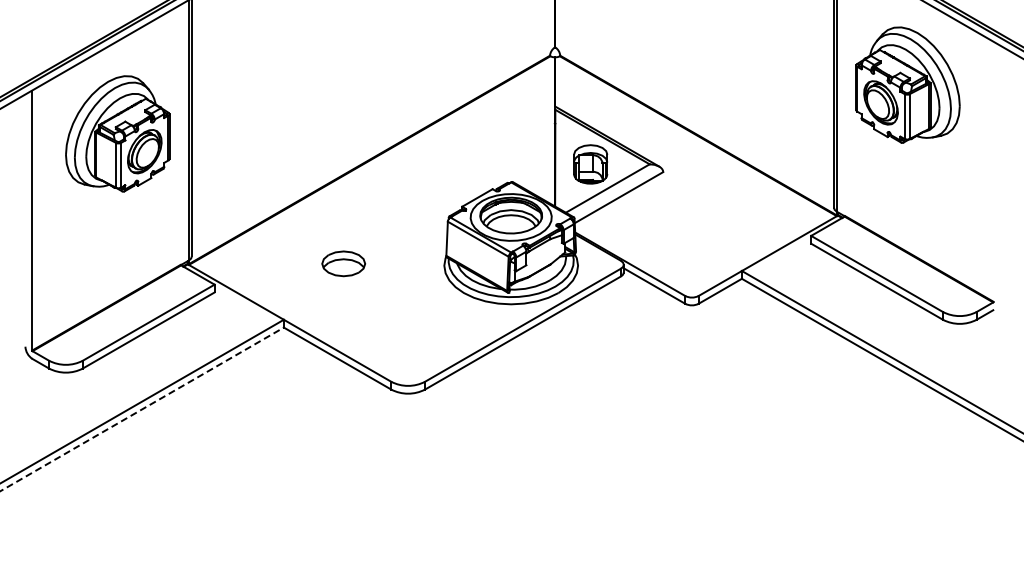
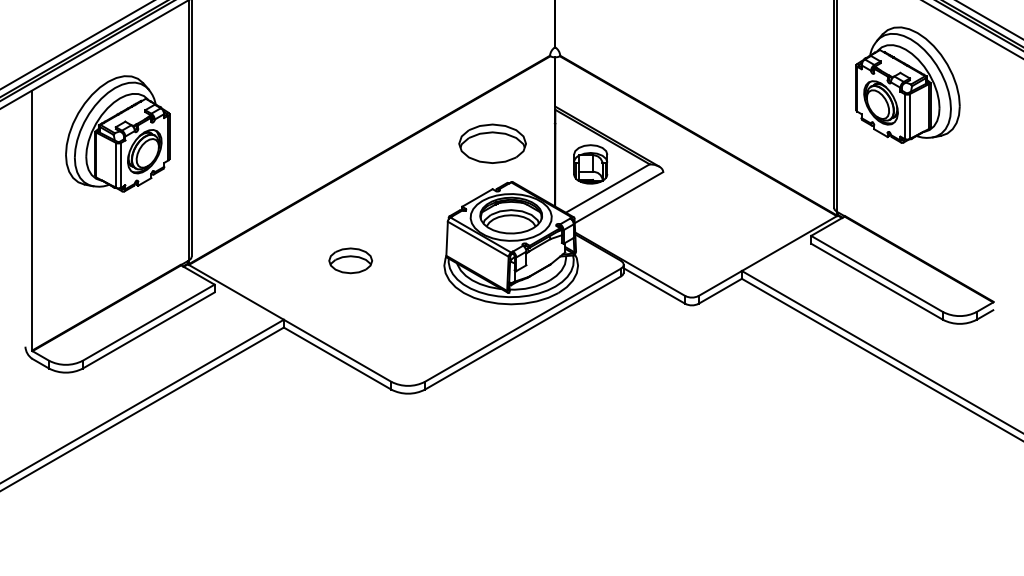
line: none -> present (989, 19)
line: none -> present (76, 45)
part: none -> present (492, 143)
part position: (343, 263) -> (350, 260) (350, 260)
line: dashed -> solid (142, 409)
